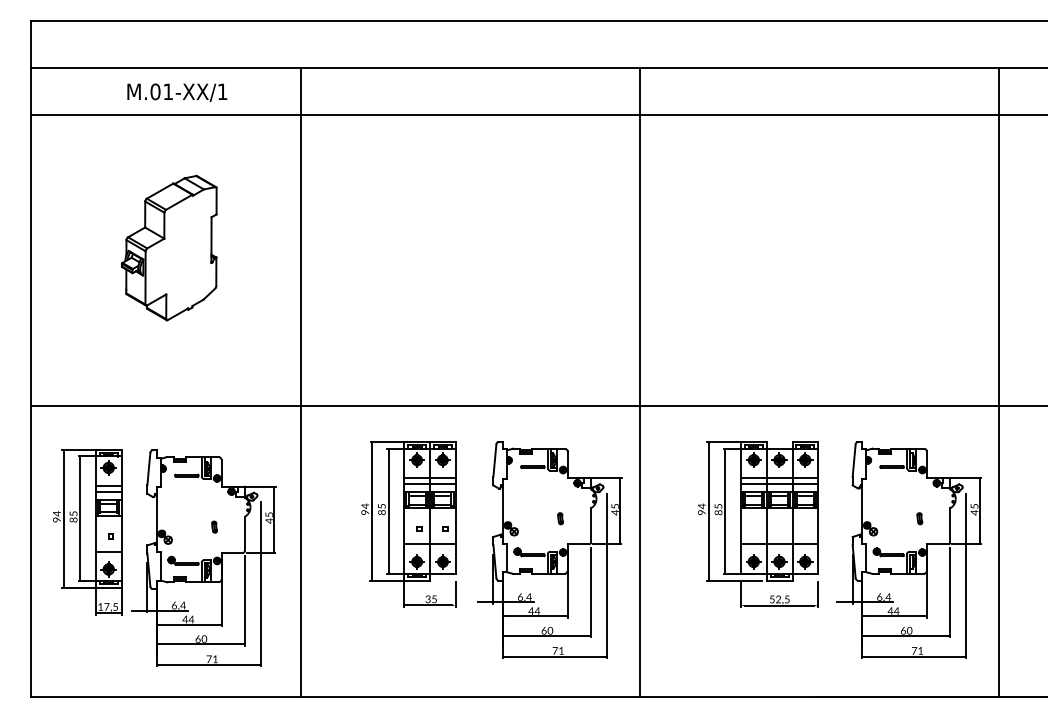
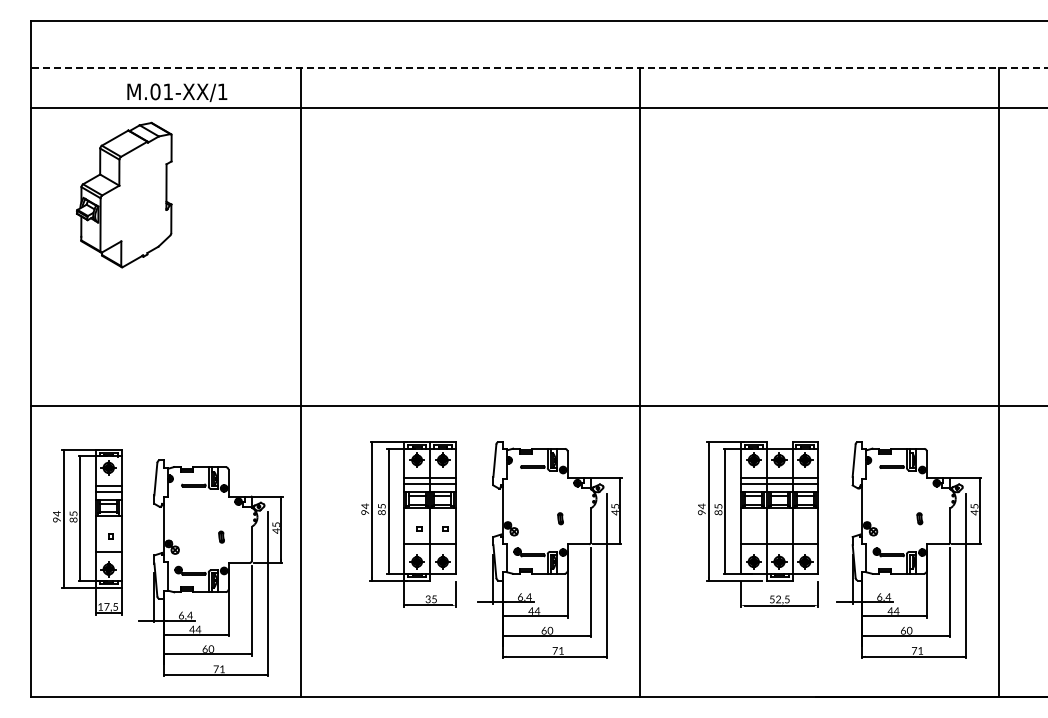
line: solid -> dashed (539, 68)
line position: (537, 114) -> (537, 107) (537, 107)
part position: (169, 247) -> (124, 194) (124, 194)
part position: (203, 557) -> (210, 567) (210, 567)
